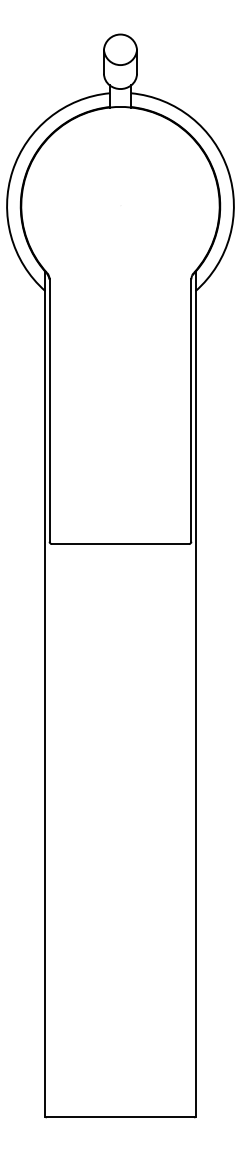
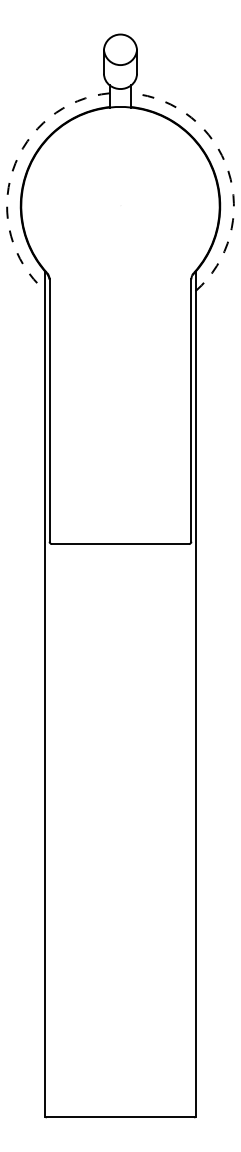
arc: solid -> dashed (12, 171)
arc: solid -> dashed (228, 171)
